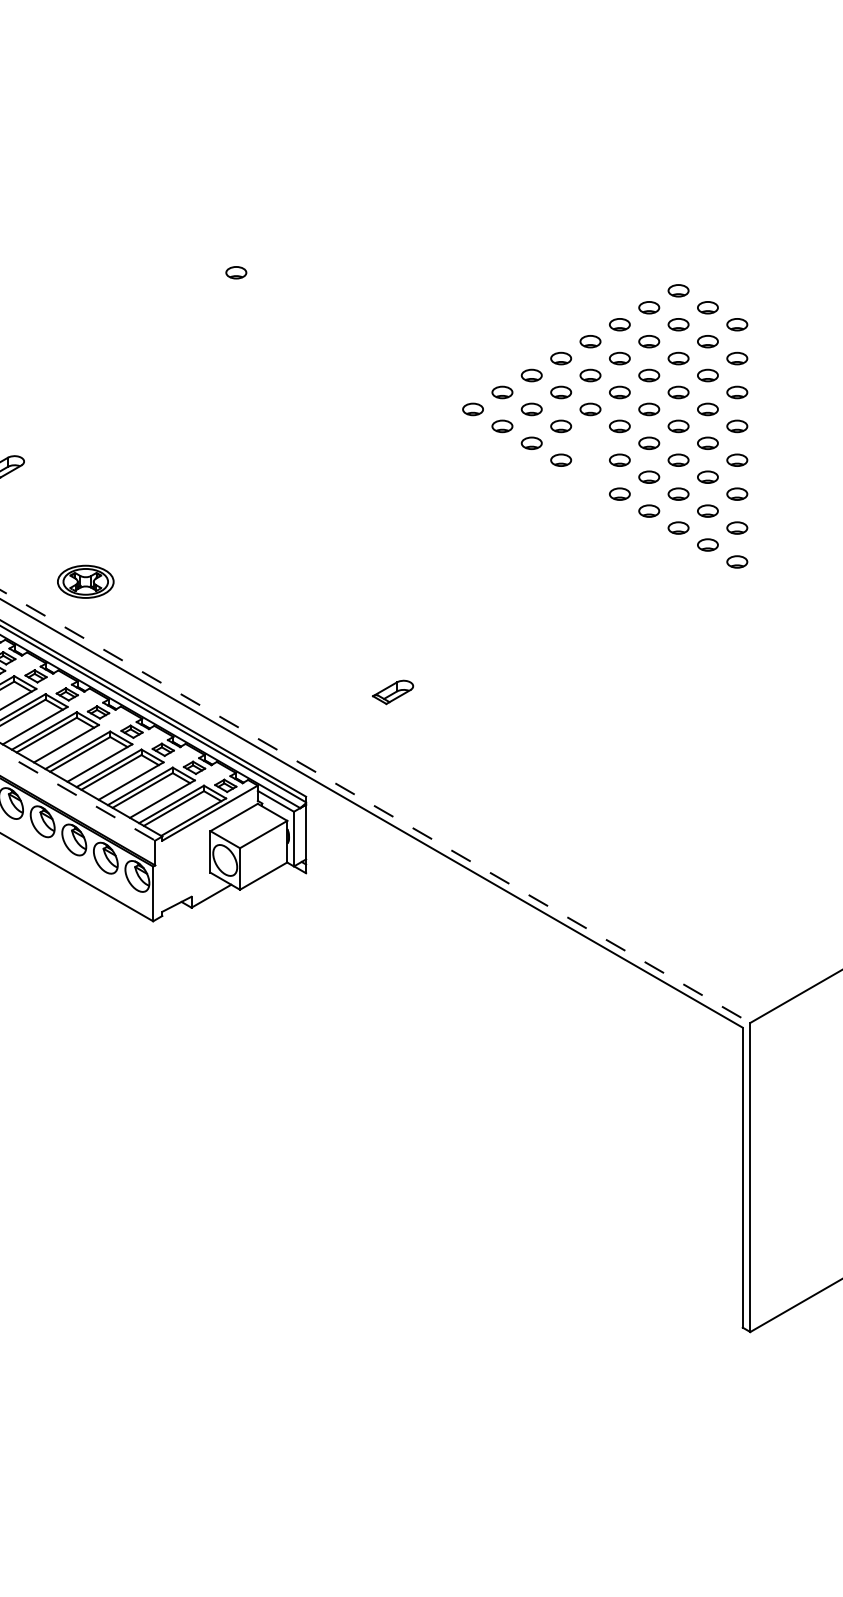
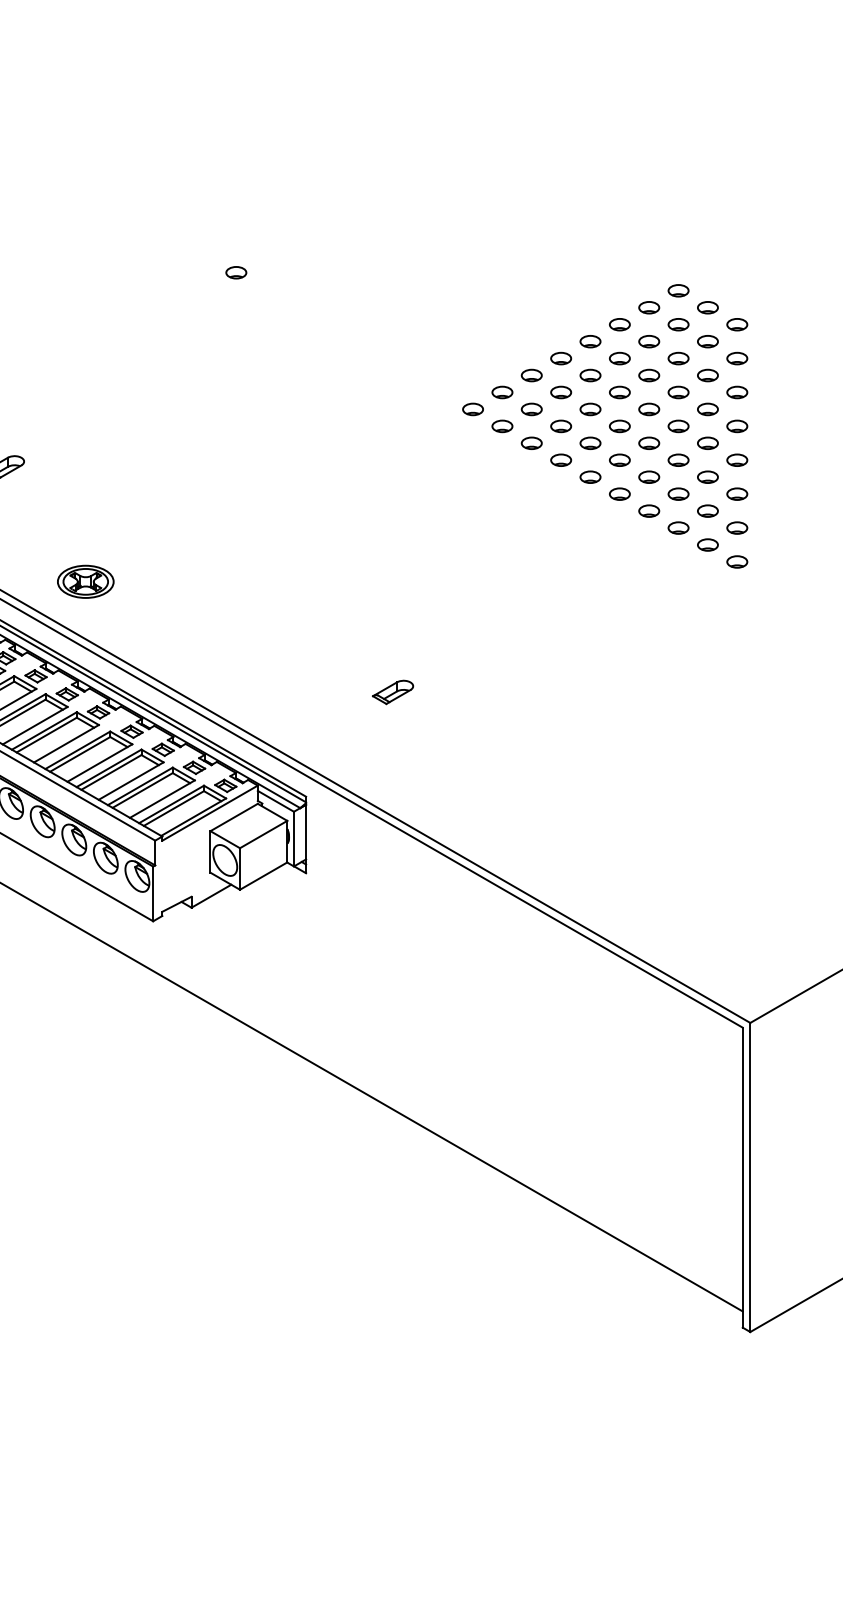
part: none -> present (590, 442)
part: none -> present (590, 476)
line: dashed -> solid (78, 796)
line: dashed -> solid (375, 806)
line: none -> present (372, 1097)
